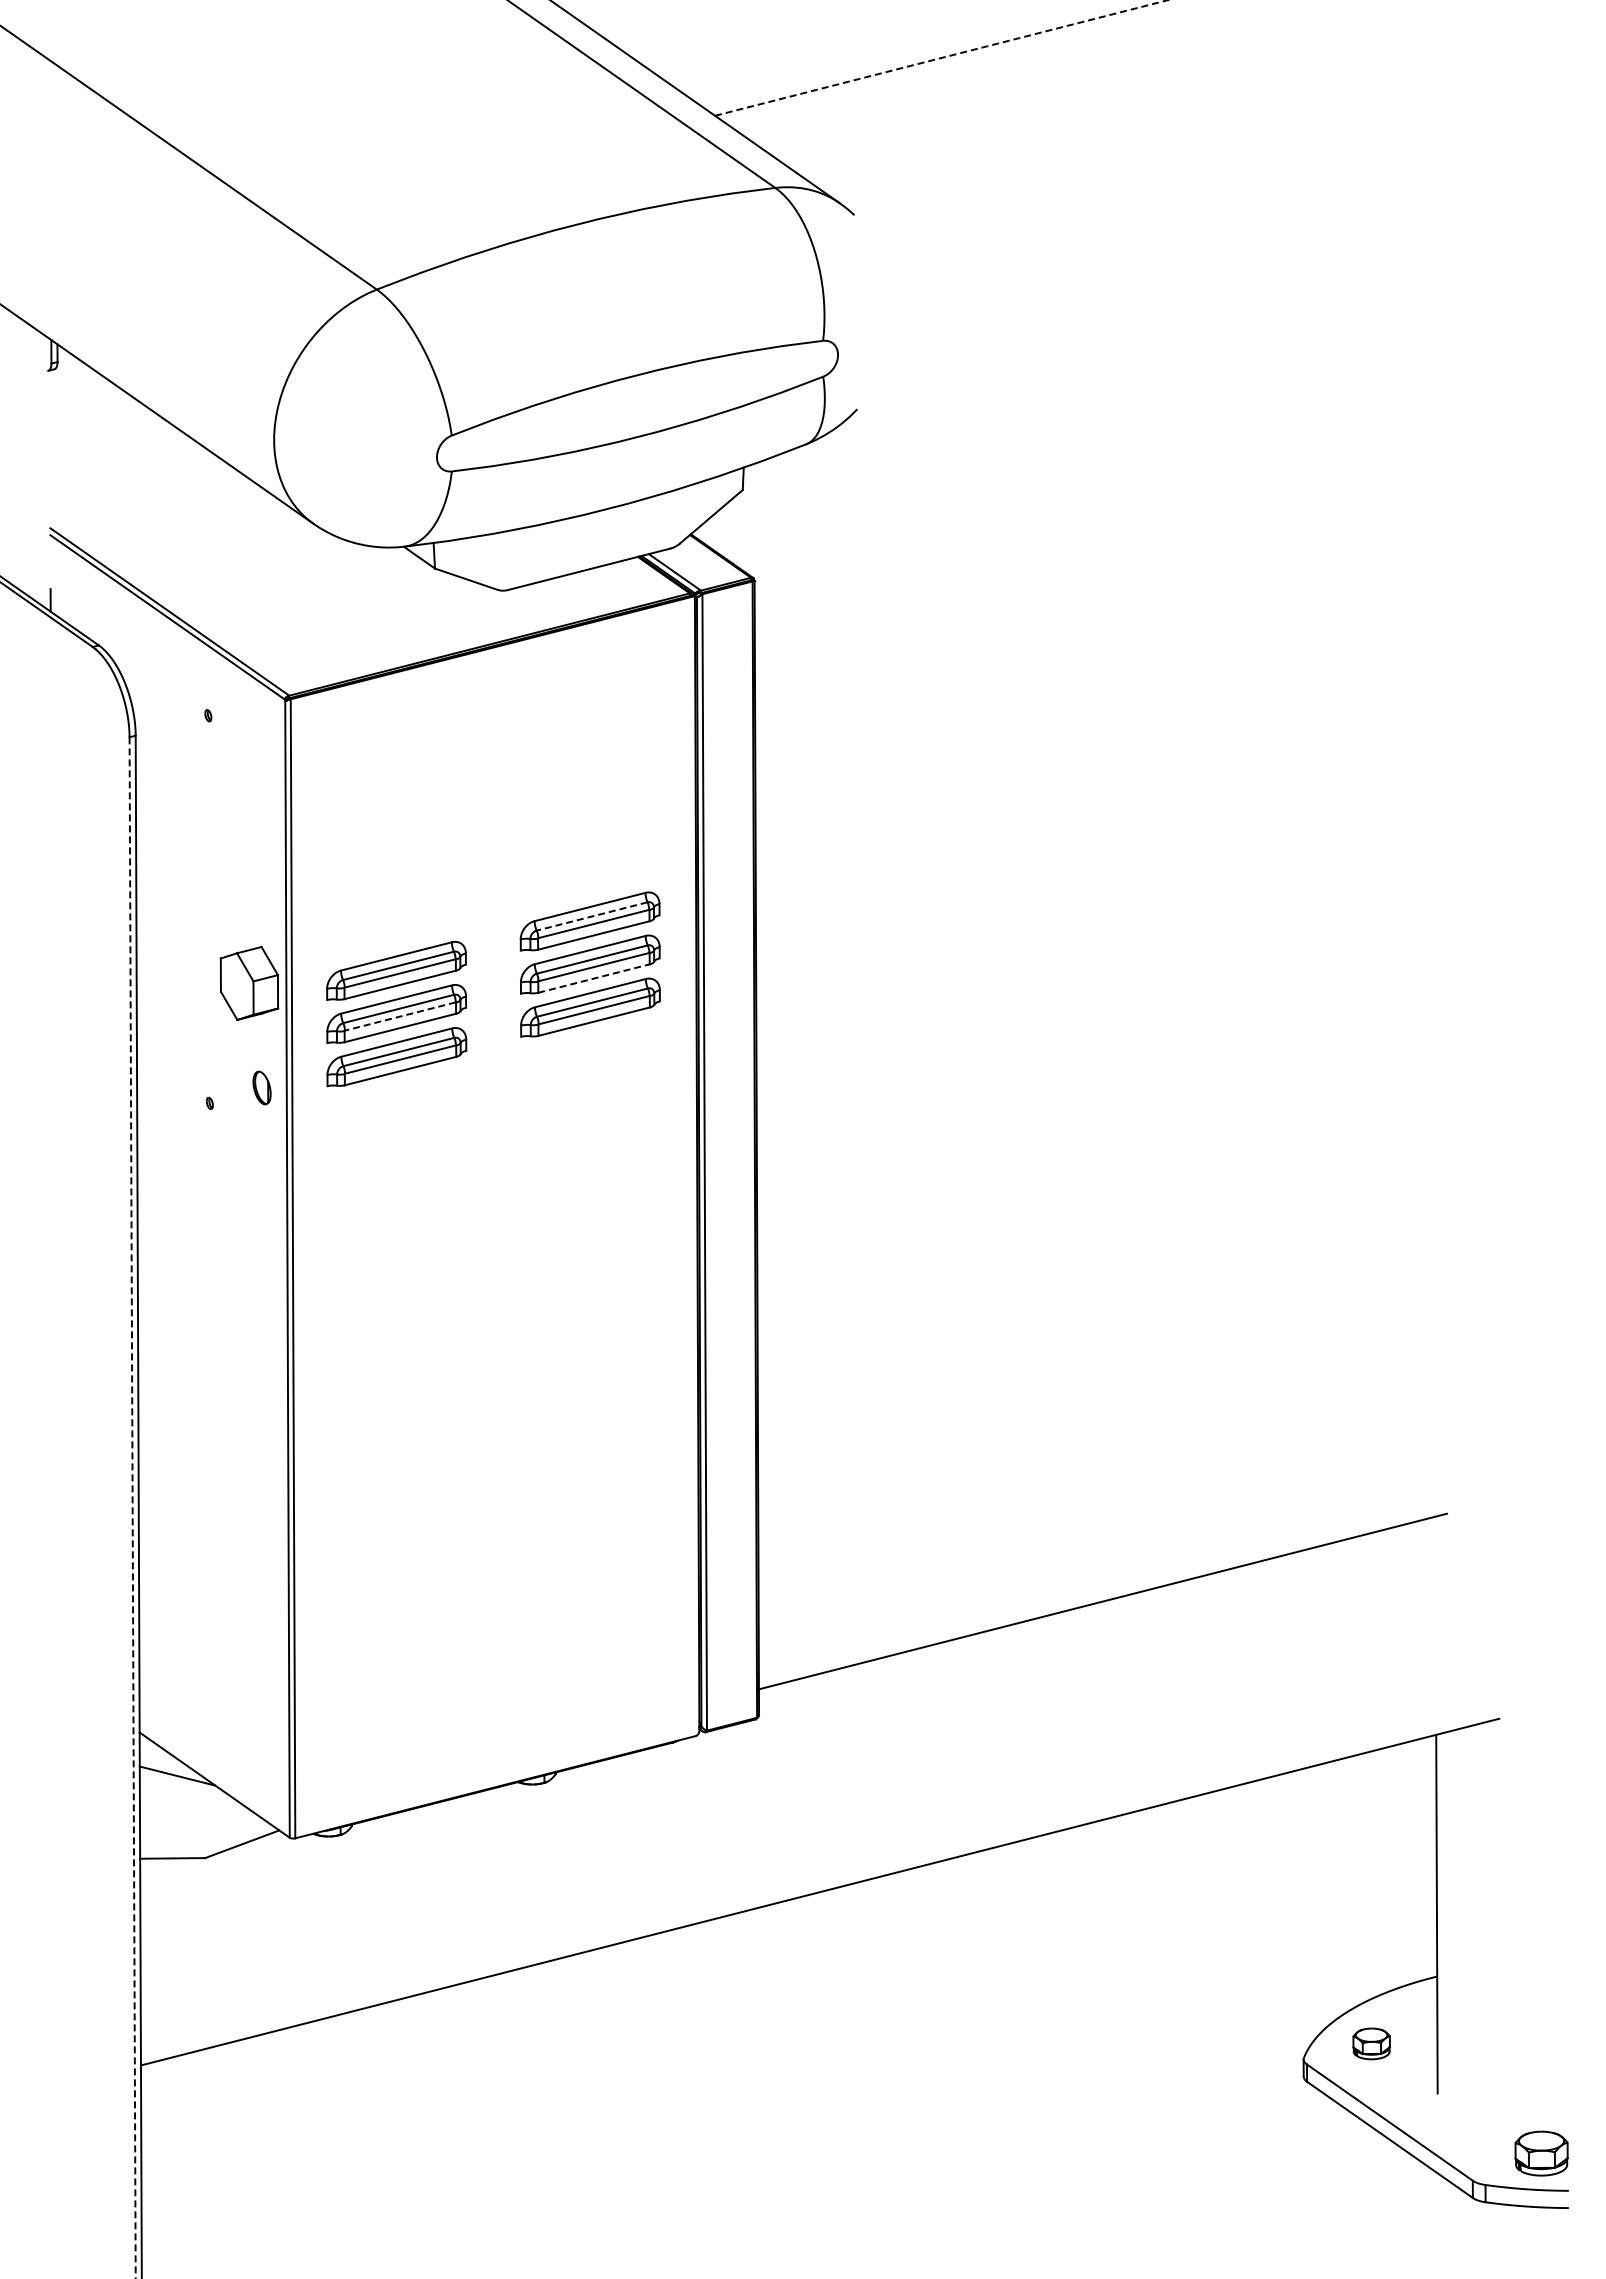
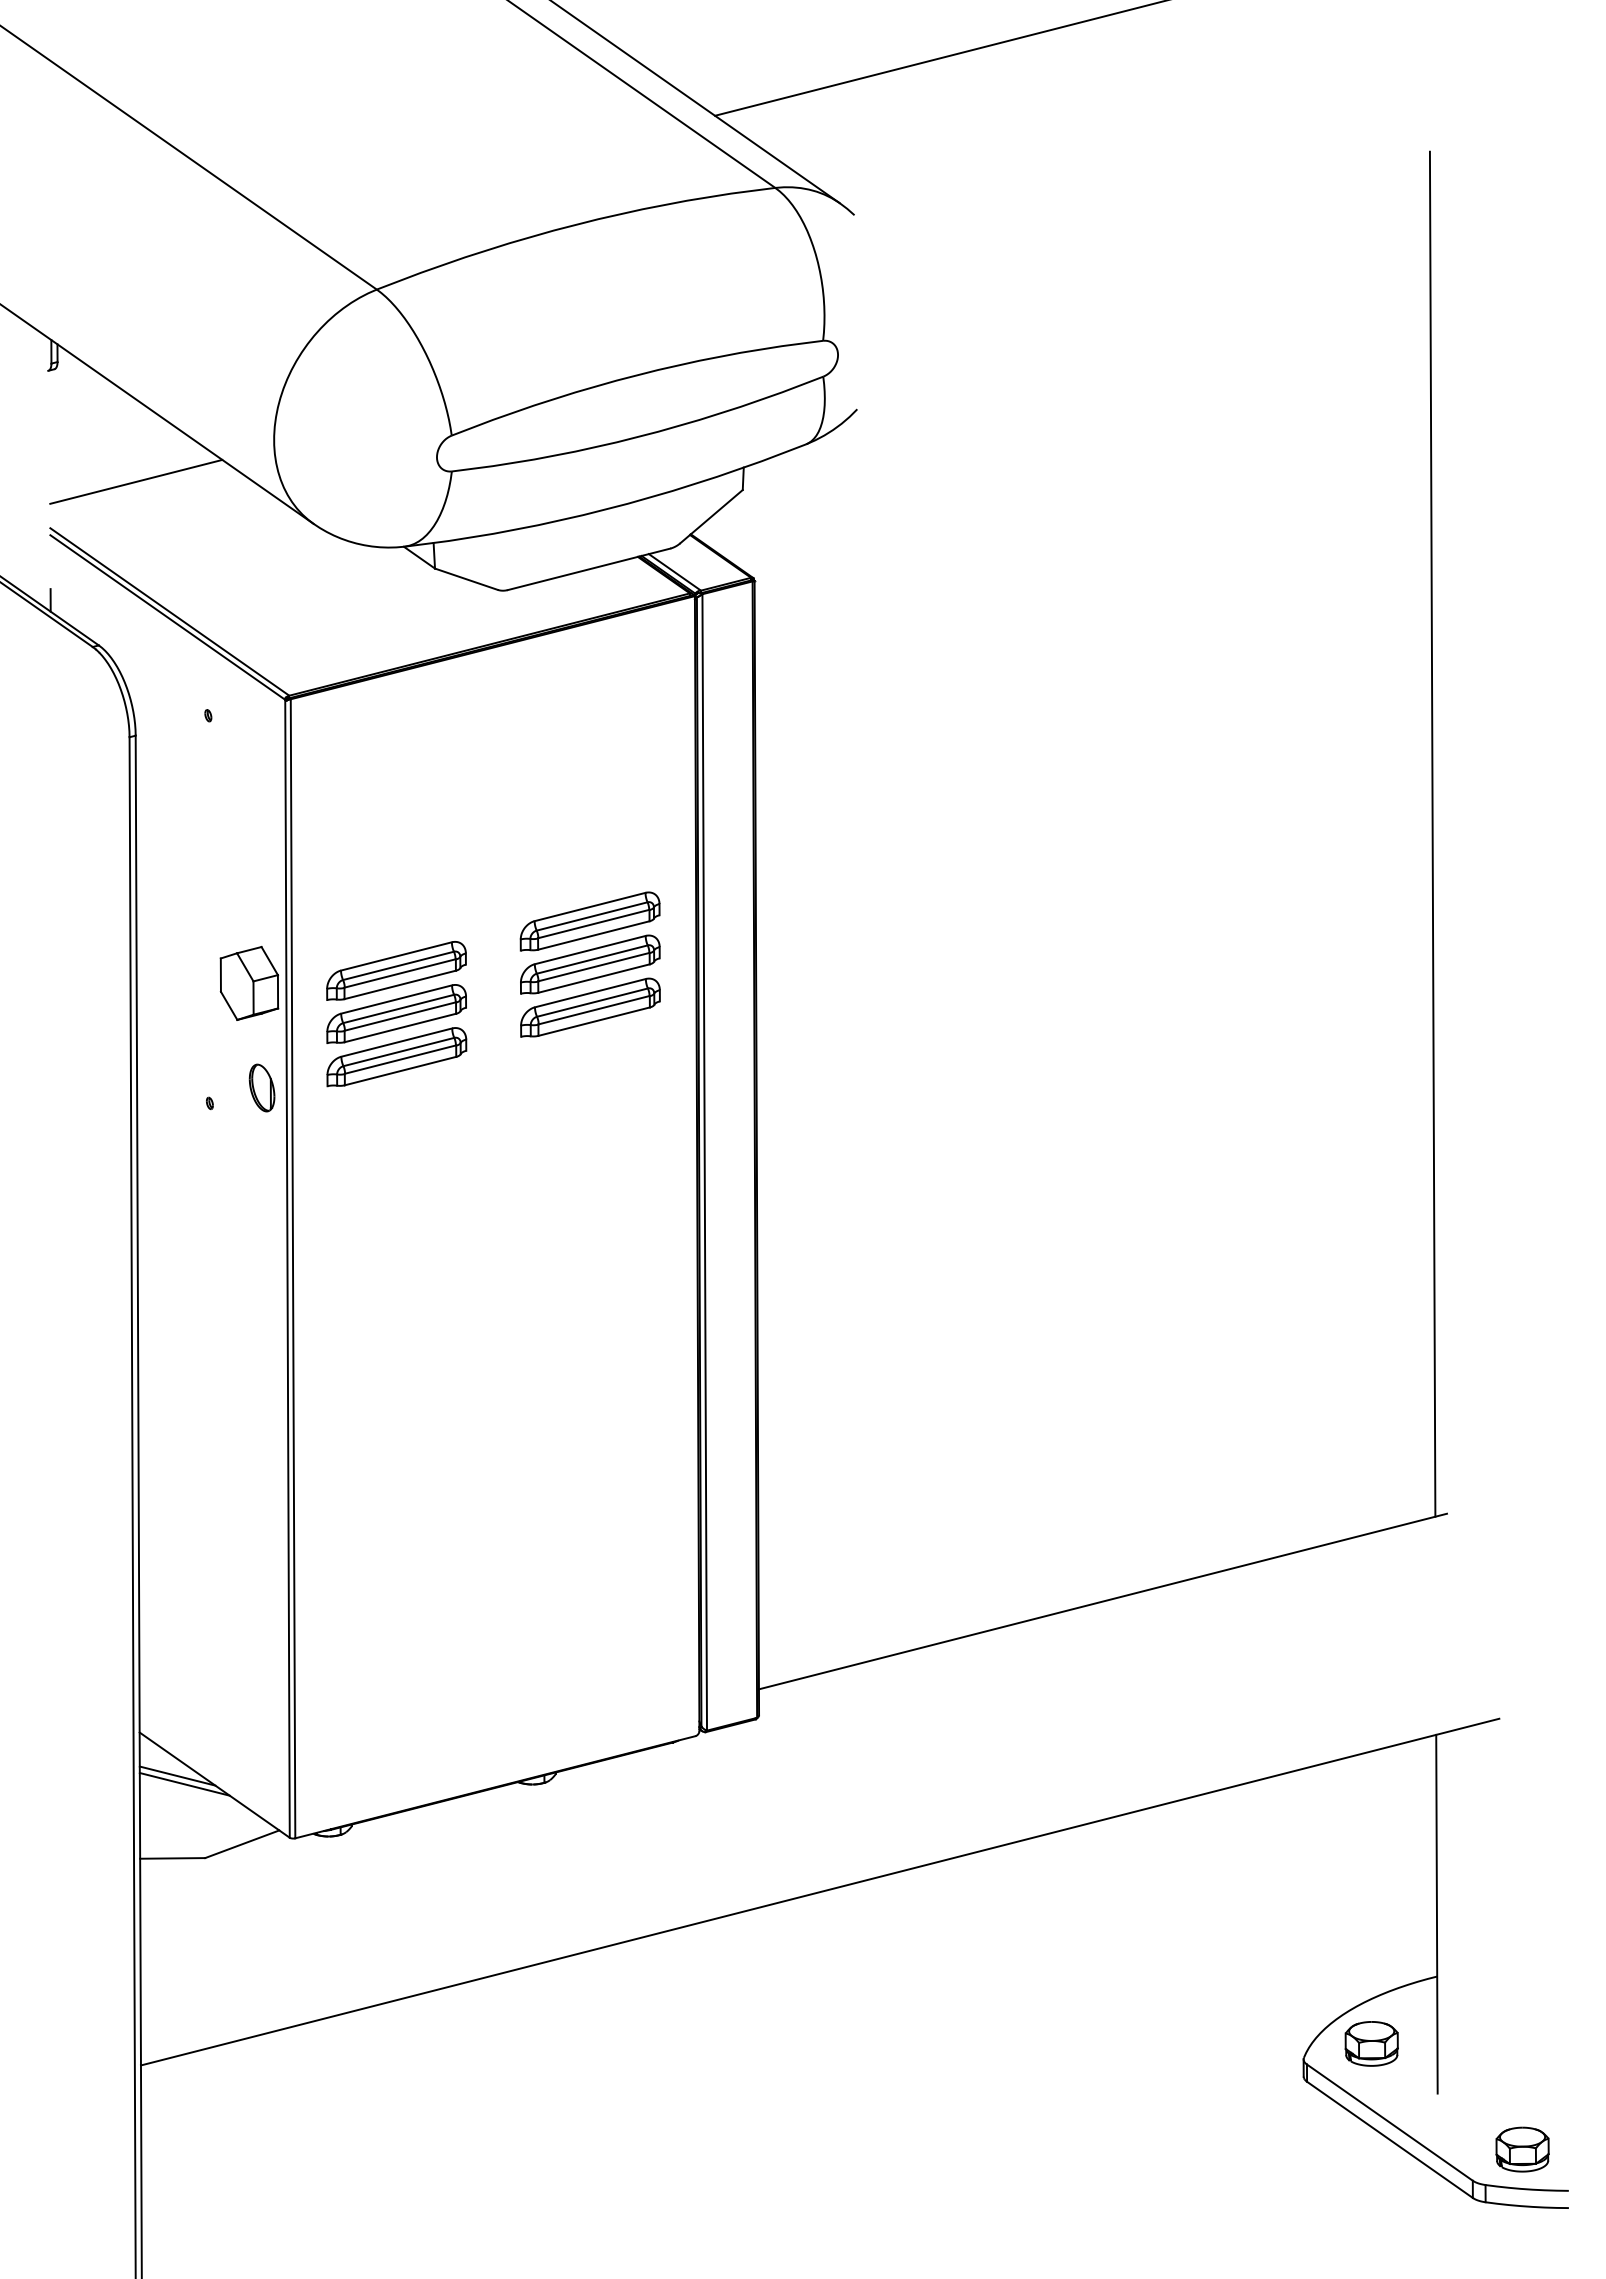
line: dashed -> solid (941, 57)
line: none -> present (136, 481)
line: none -> present (1432, 833)
line: dashed -> solid (591, 916)
line: dashed -> solid (594, 978)
line: dashed -> solid (399, 1016)
part size: 20x36 px -> 28x50 px (261, 1087)
line: dashed -> solid (132, 1507)
line: none -> present (184, 1784)
part size: 39x34 px -> 55x46 px (1371, 2043)
part position: (1541, 2153) -> (1522, 2149) (1522, 2149)
